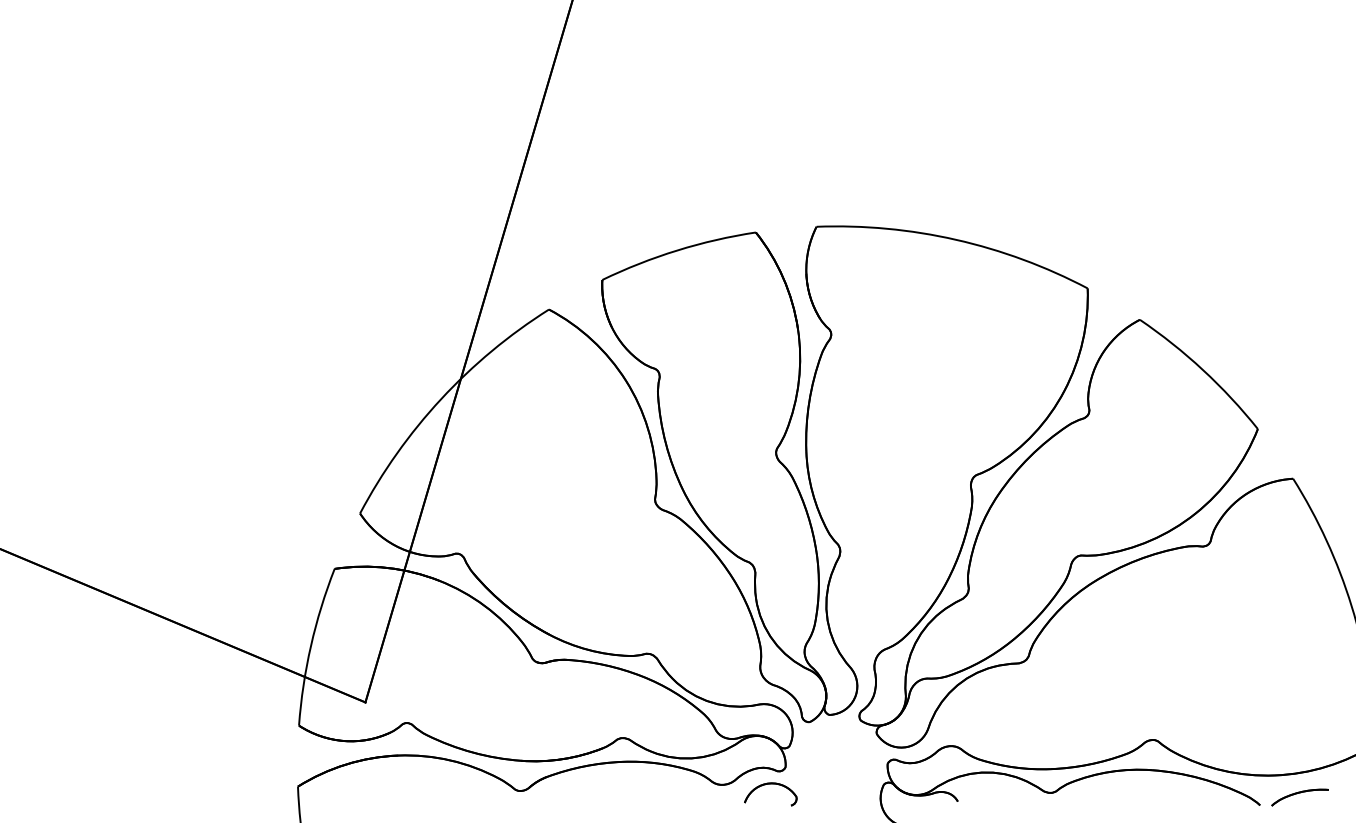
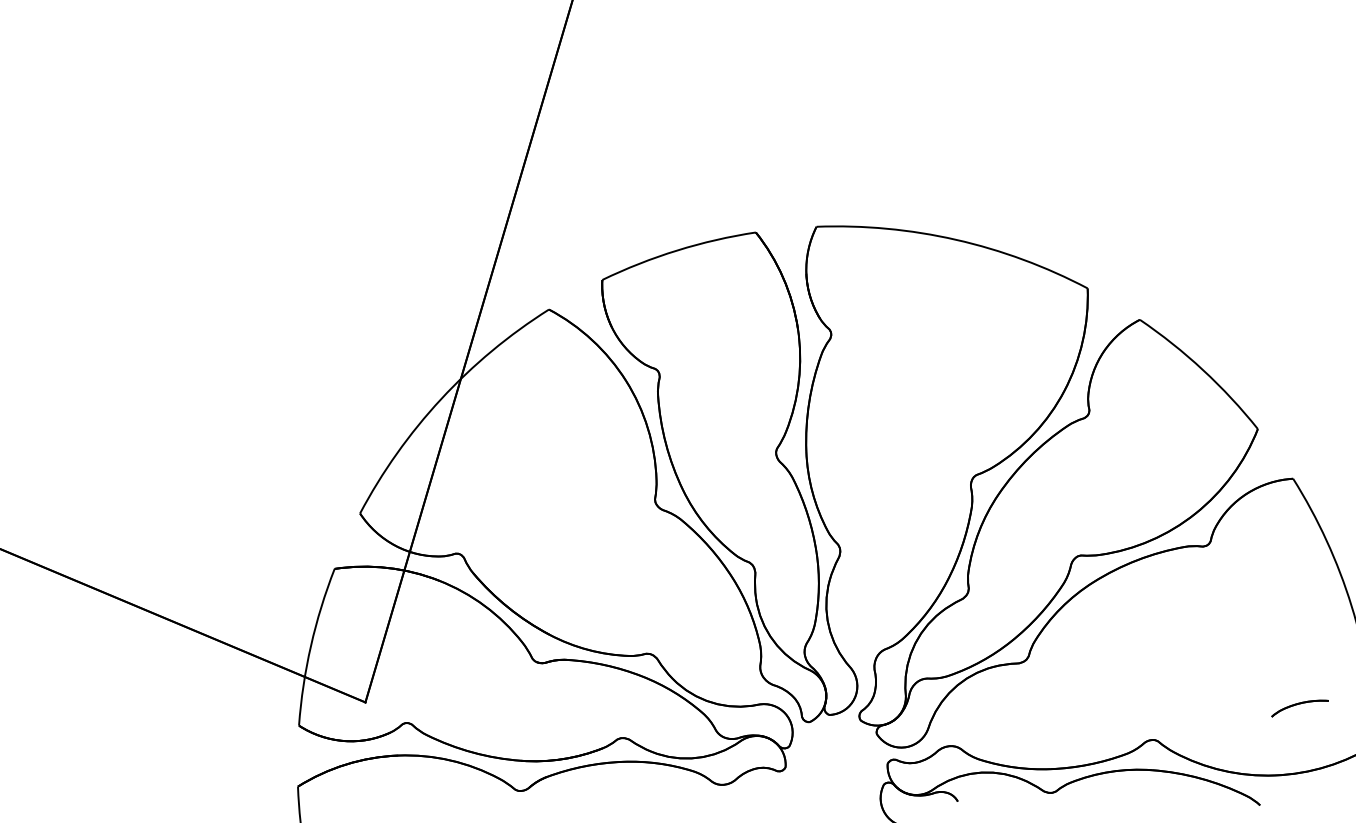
part: present -> none (770, 784)
part position: (1299, 797) -> (1299, 708) (1299, 708)
